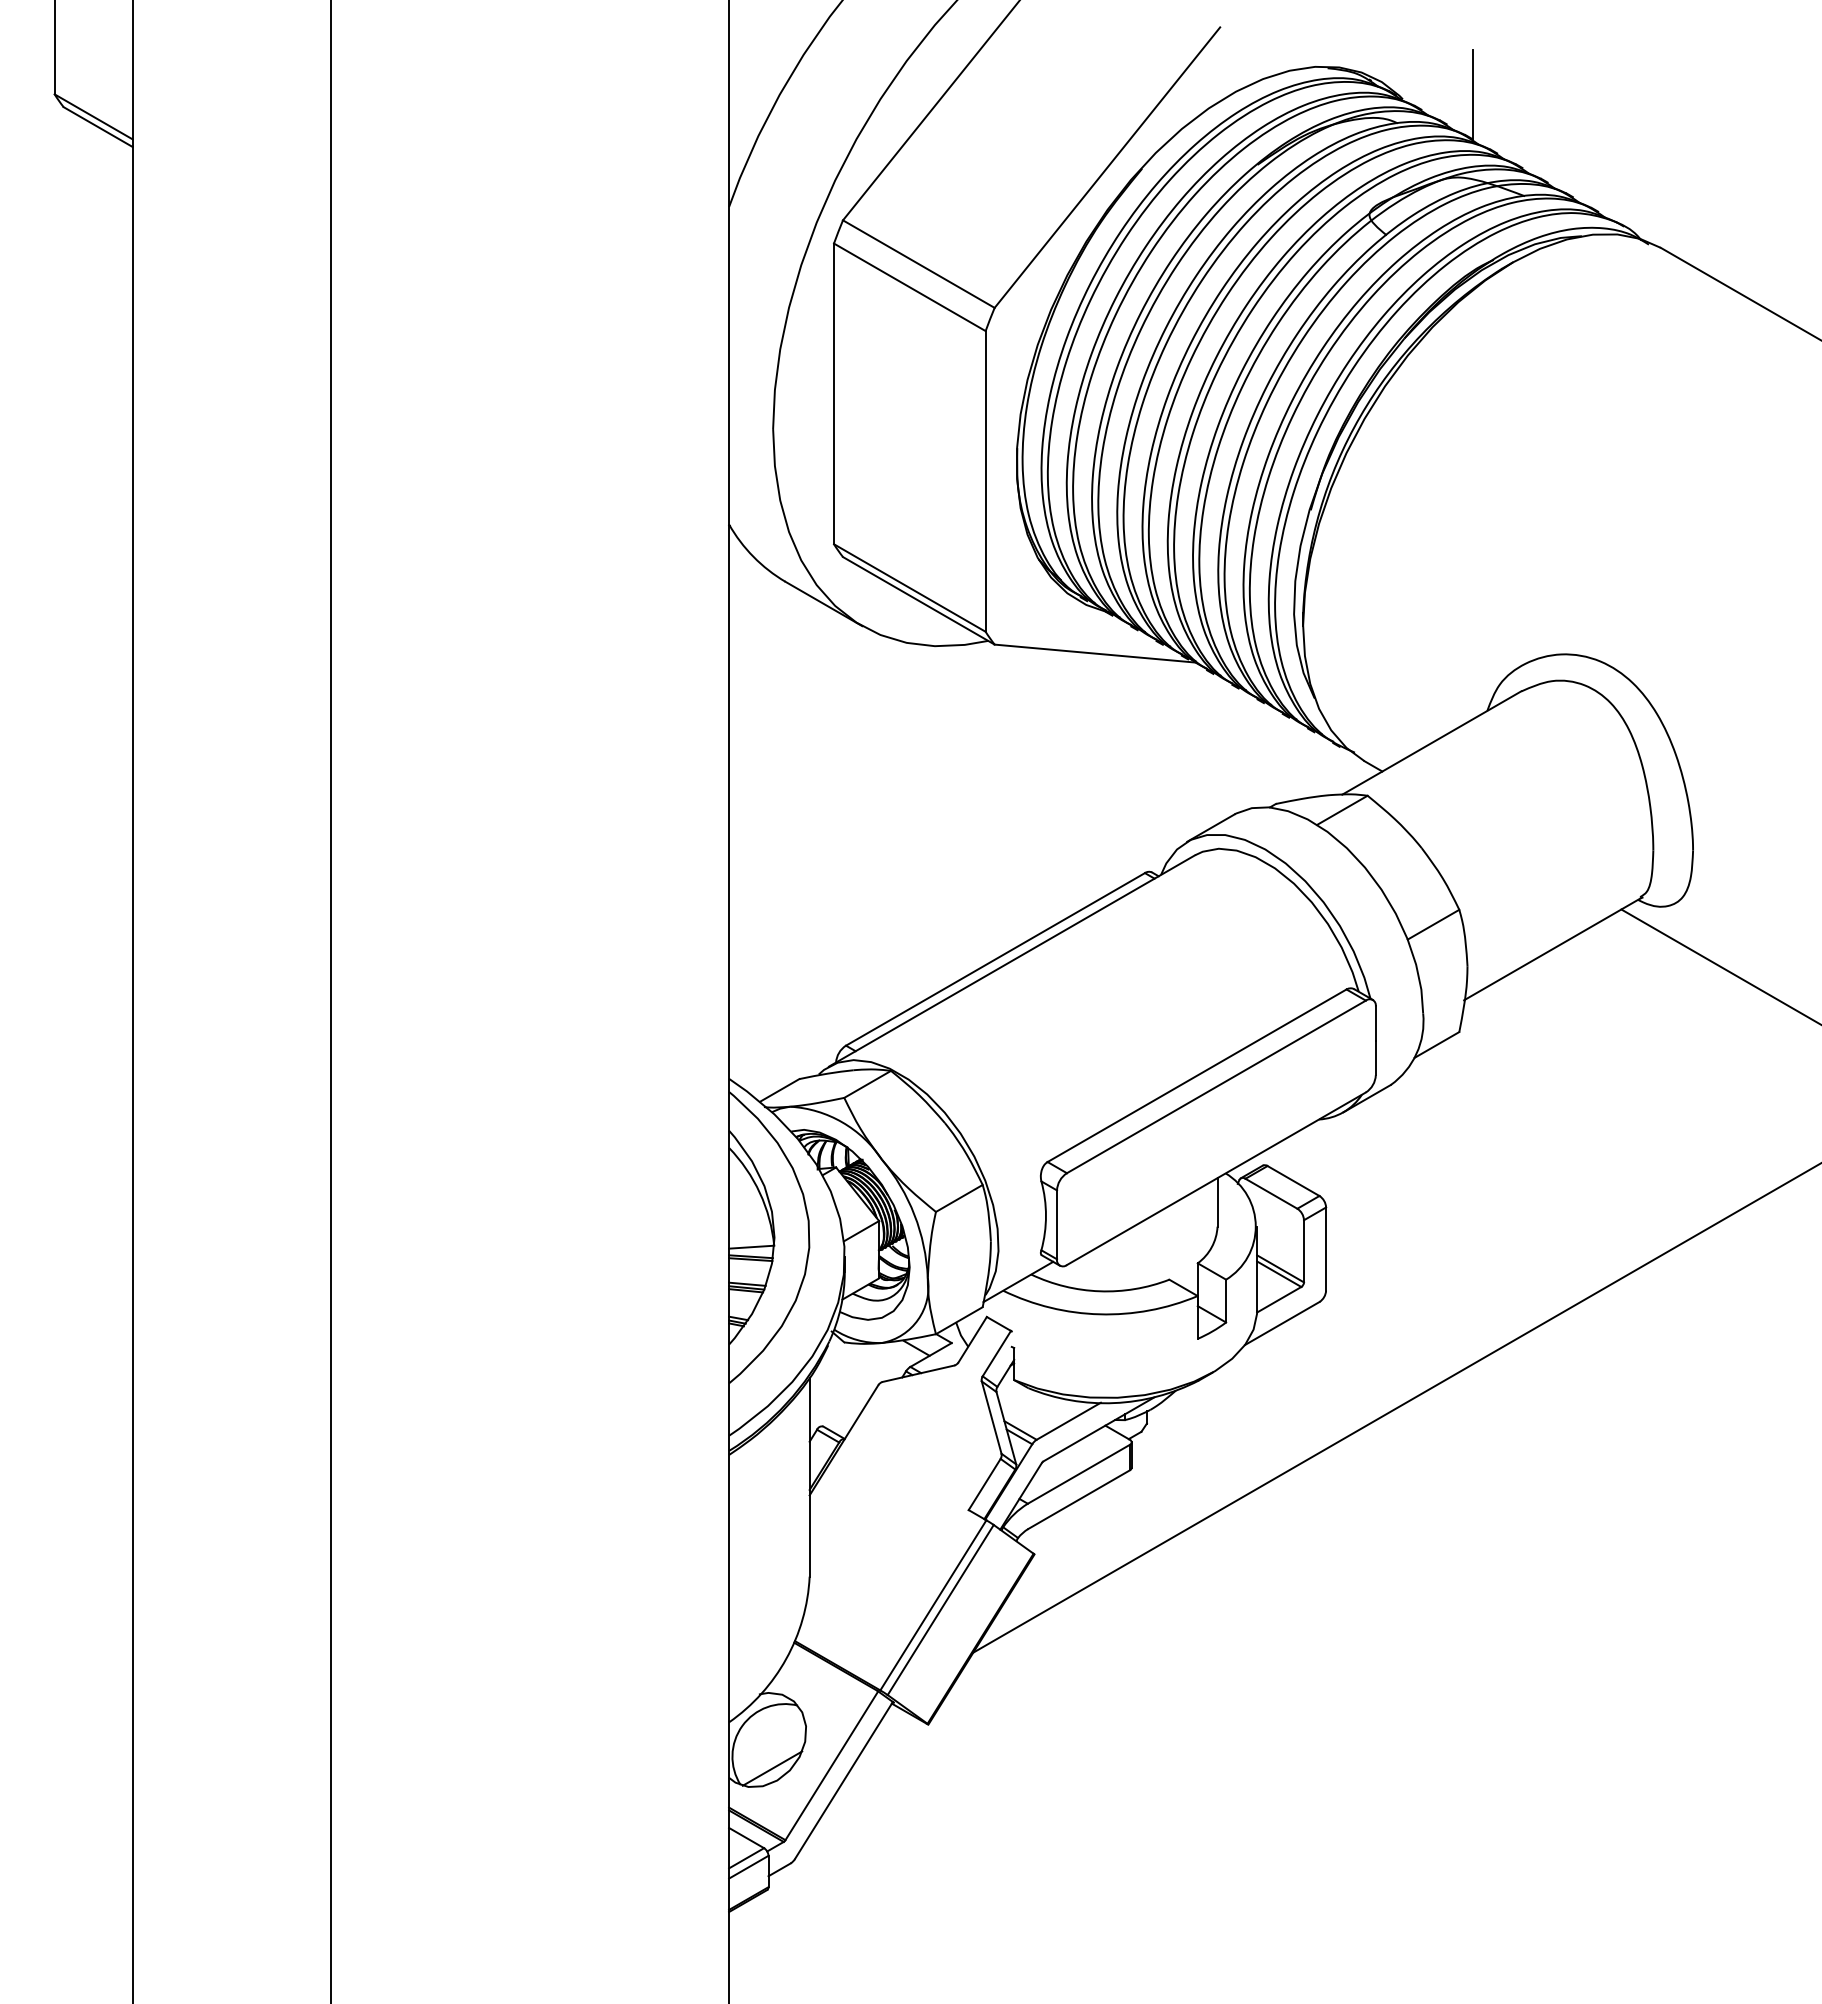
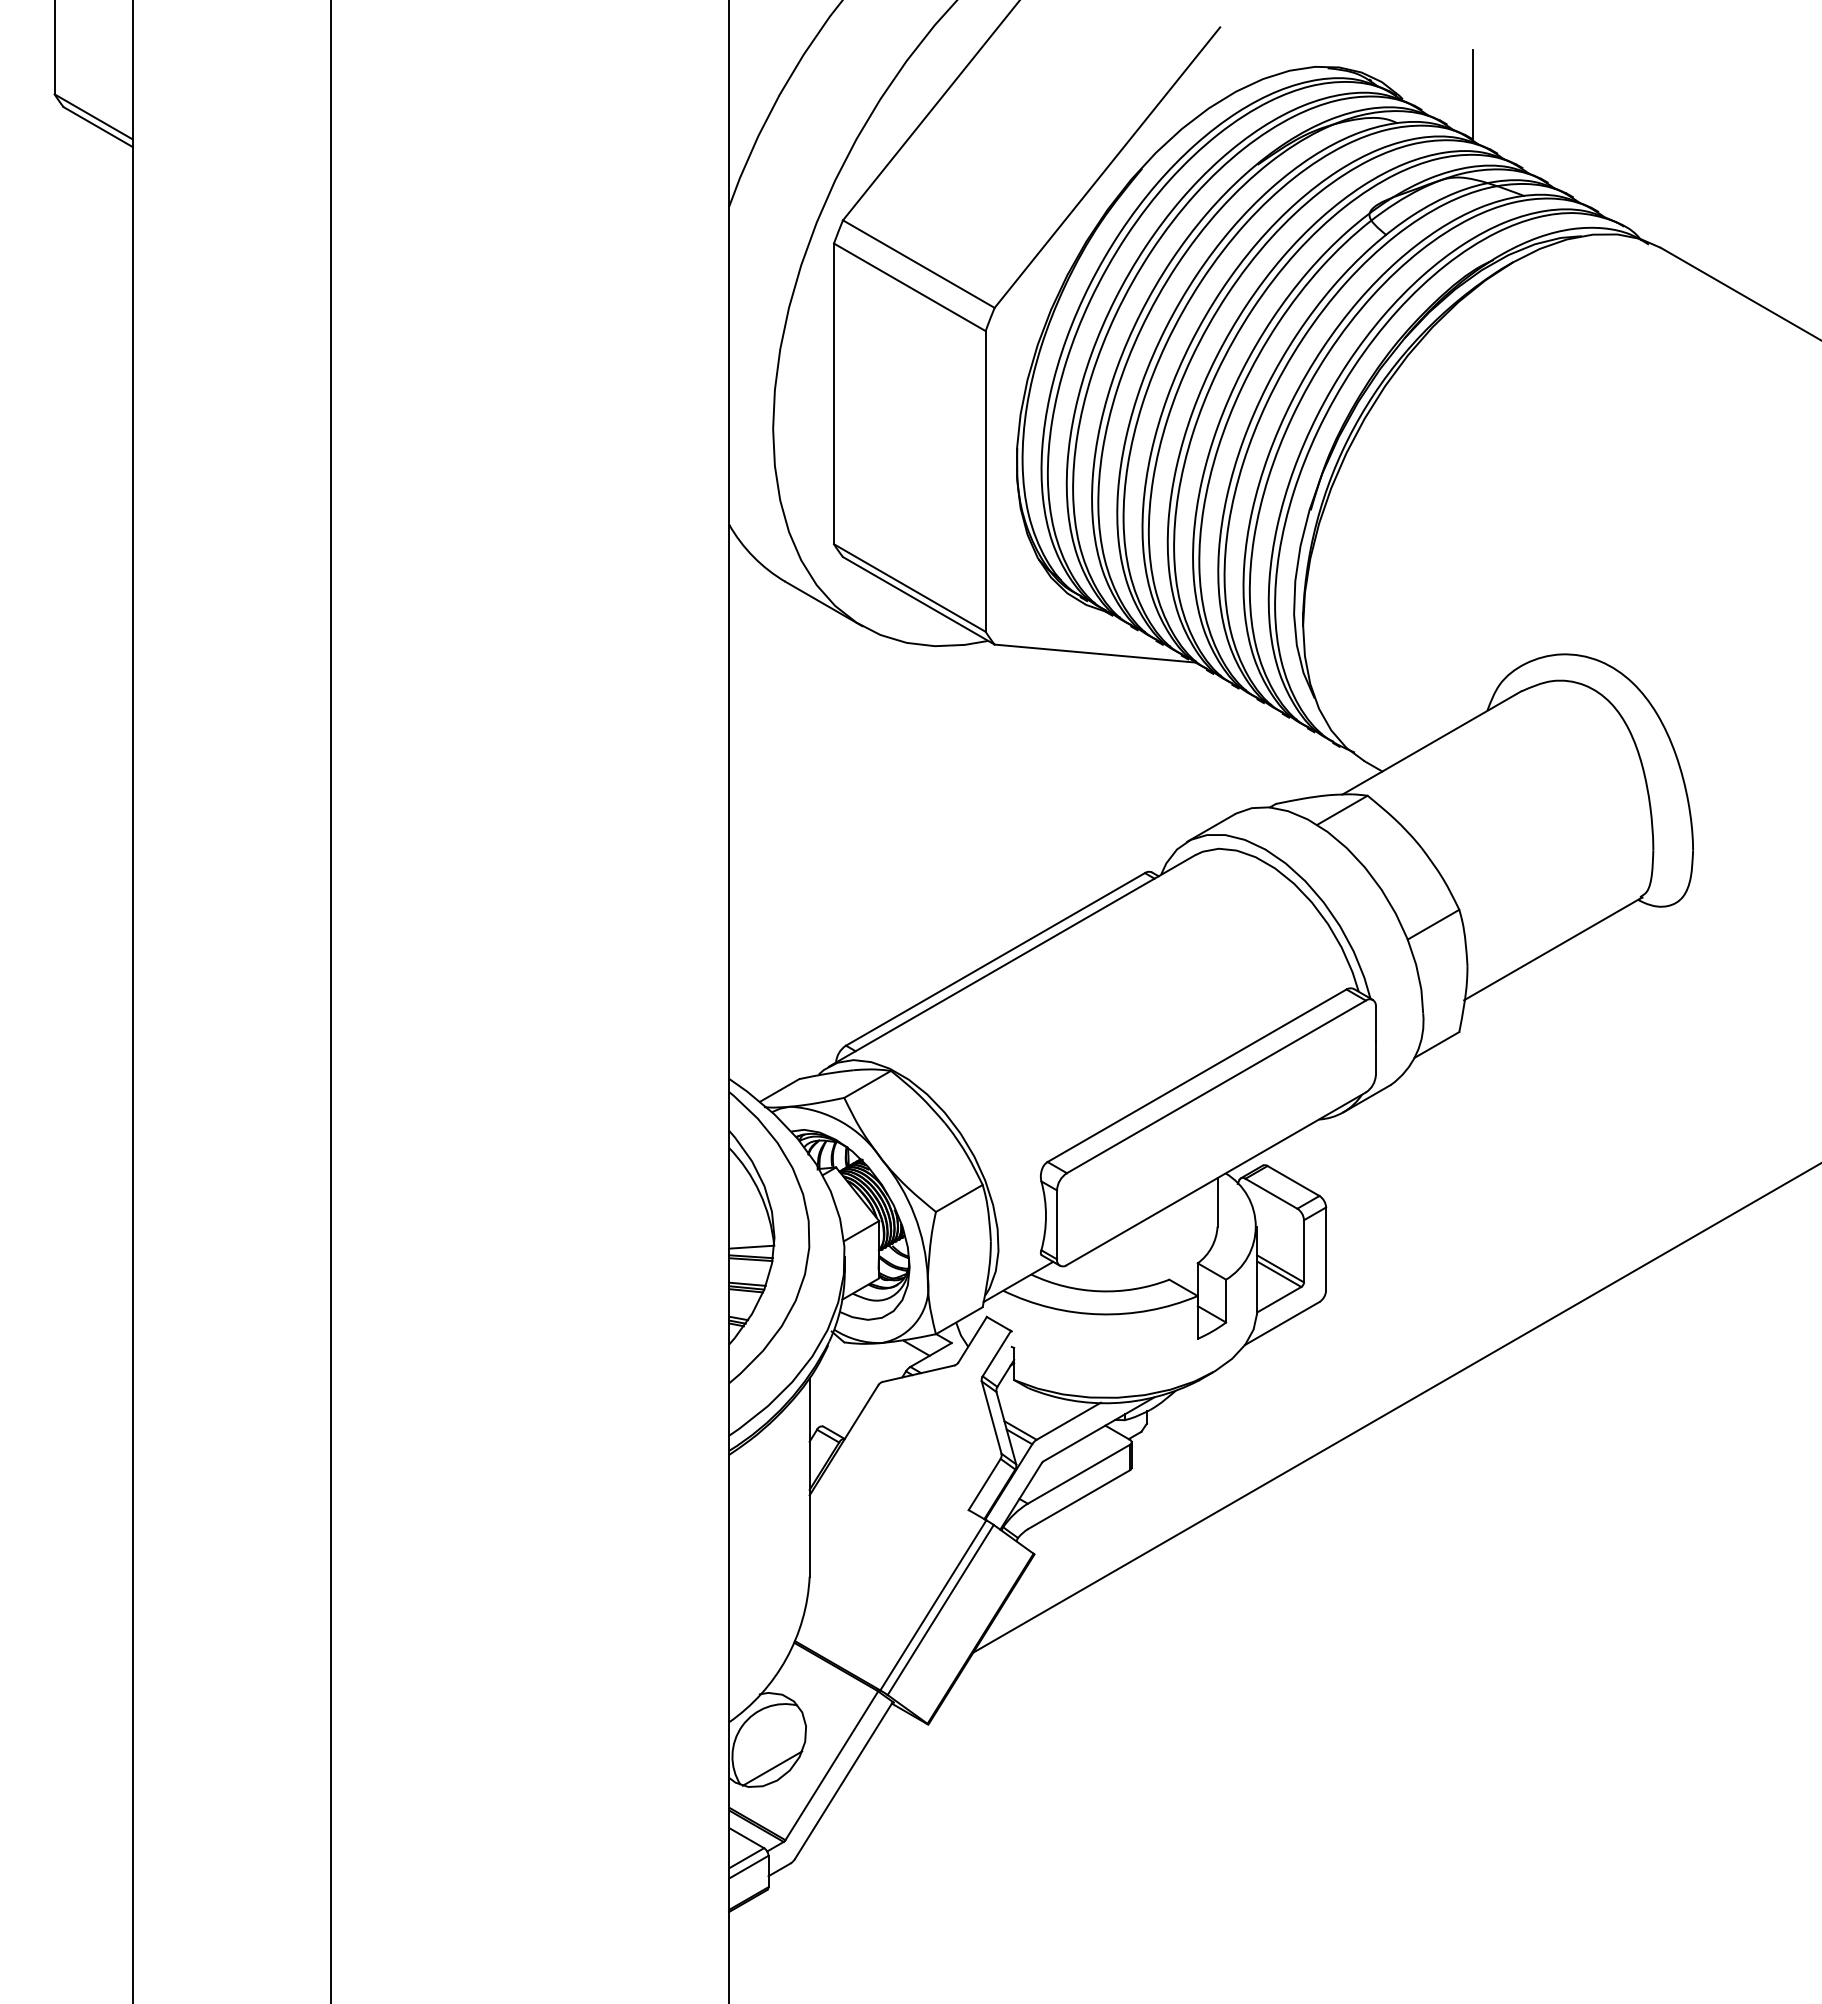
line: present -> none (1719, 966)
